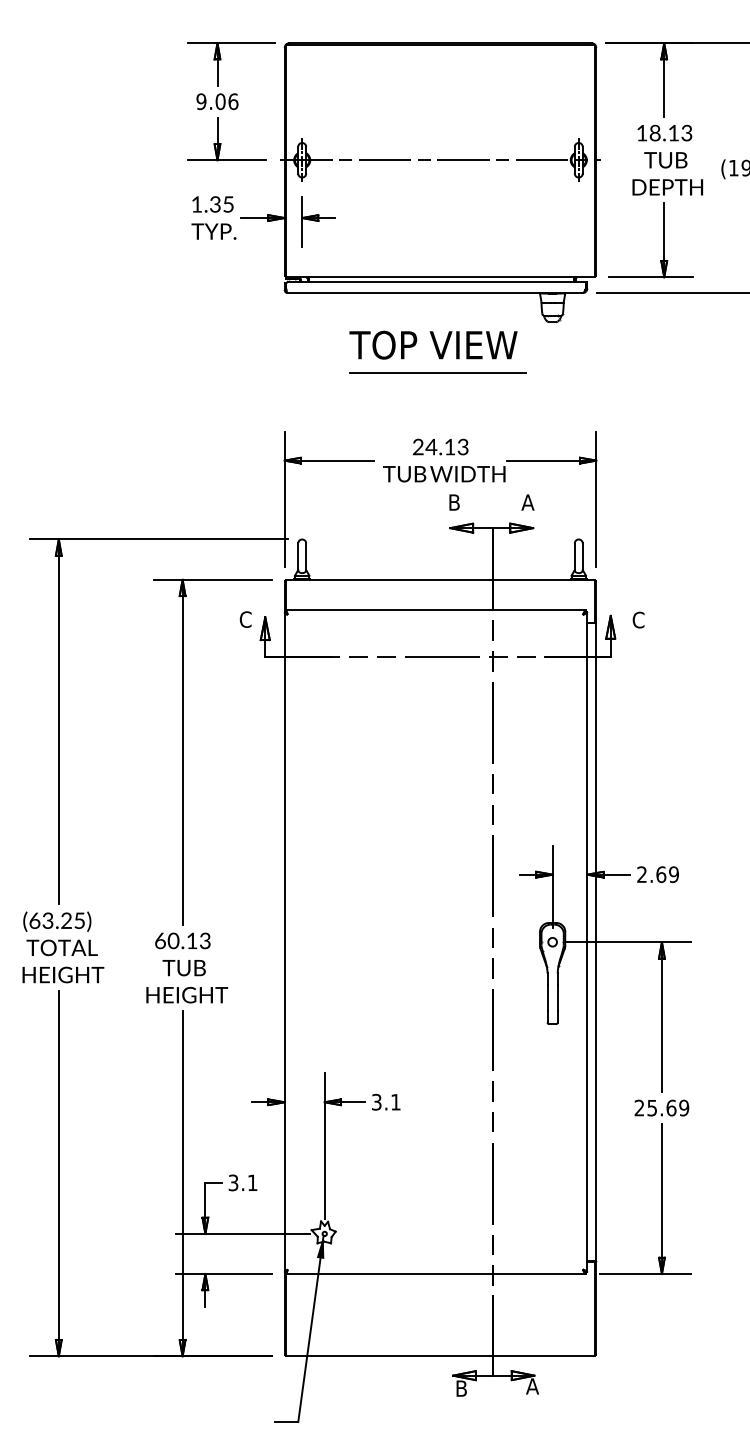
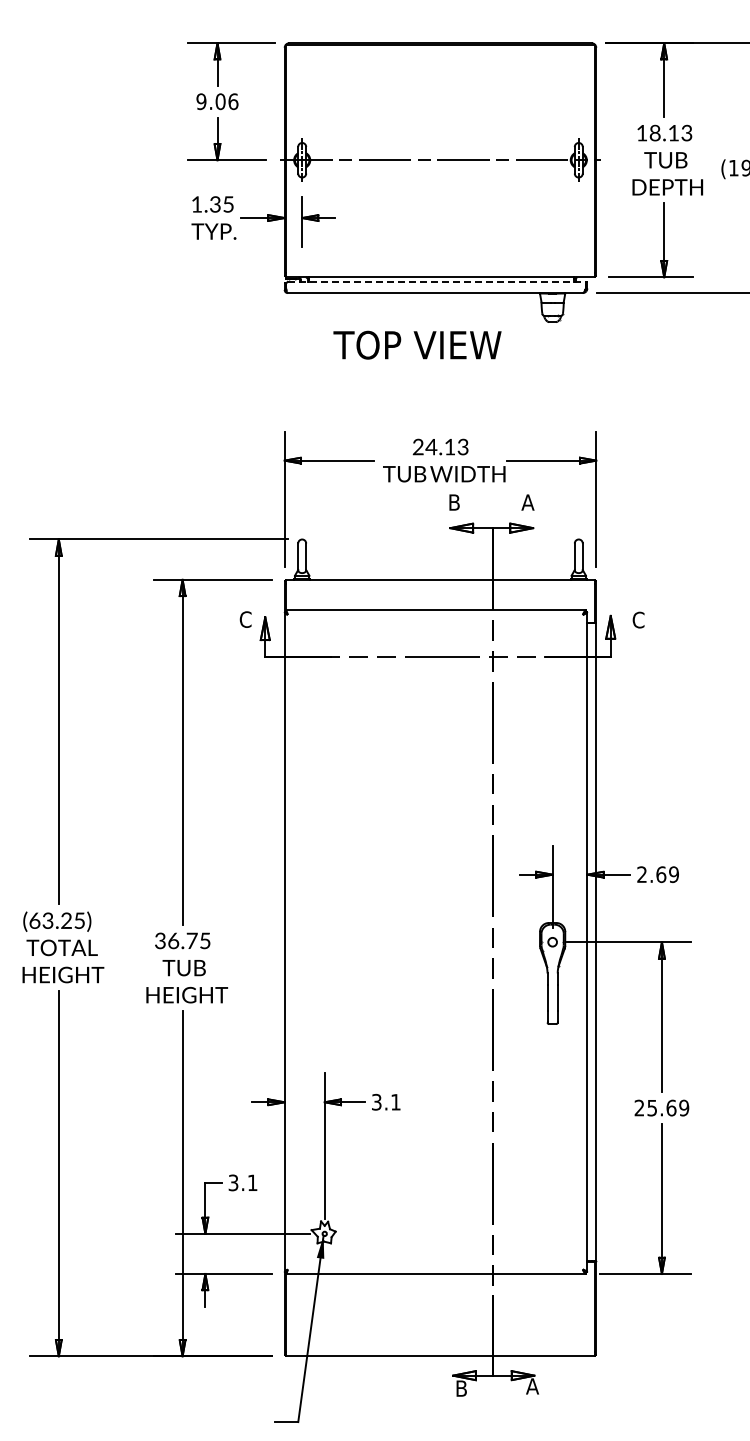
line: solid -> dashed (437, 281)
text position: (433, 344) -> (417, 344) (417, 344)
line: present -> none (437, 372)
text: 60.13 -> 36.75 (182, 940)
